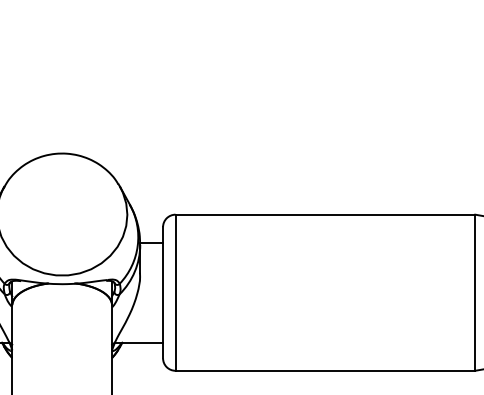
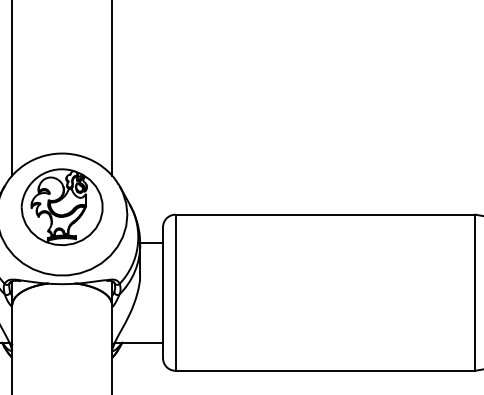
line: none -> present (12, 89)
line: none -> present (112, 89)
part: none -> present (61, 207)
